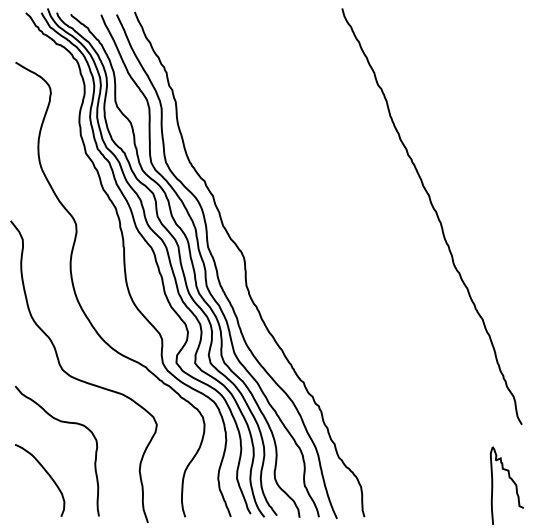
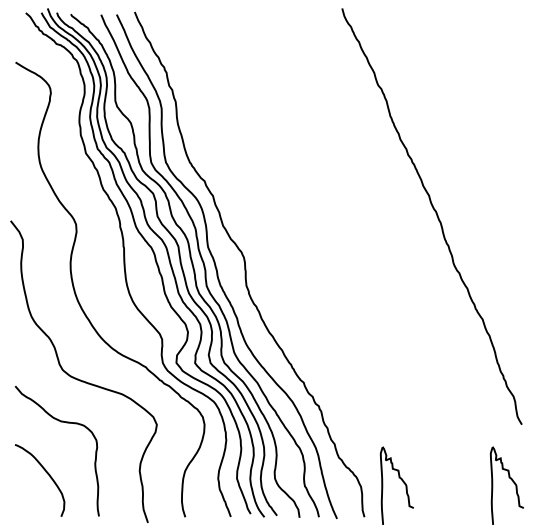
curve: none -> present (401, 480)
